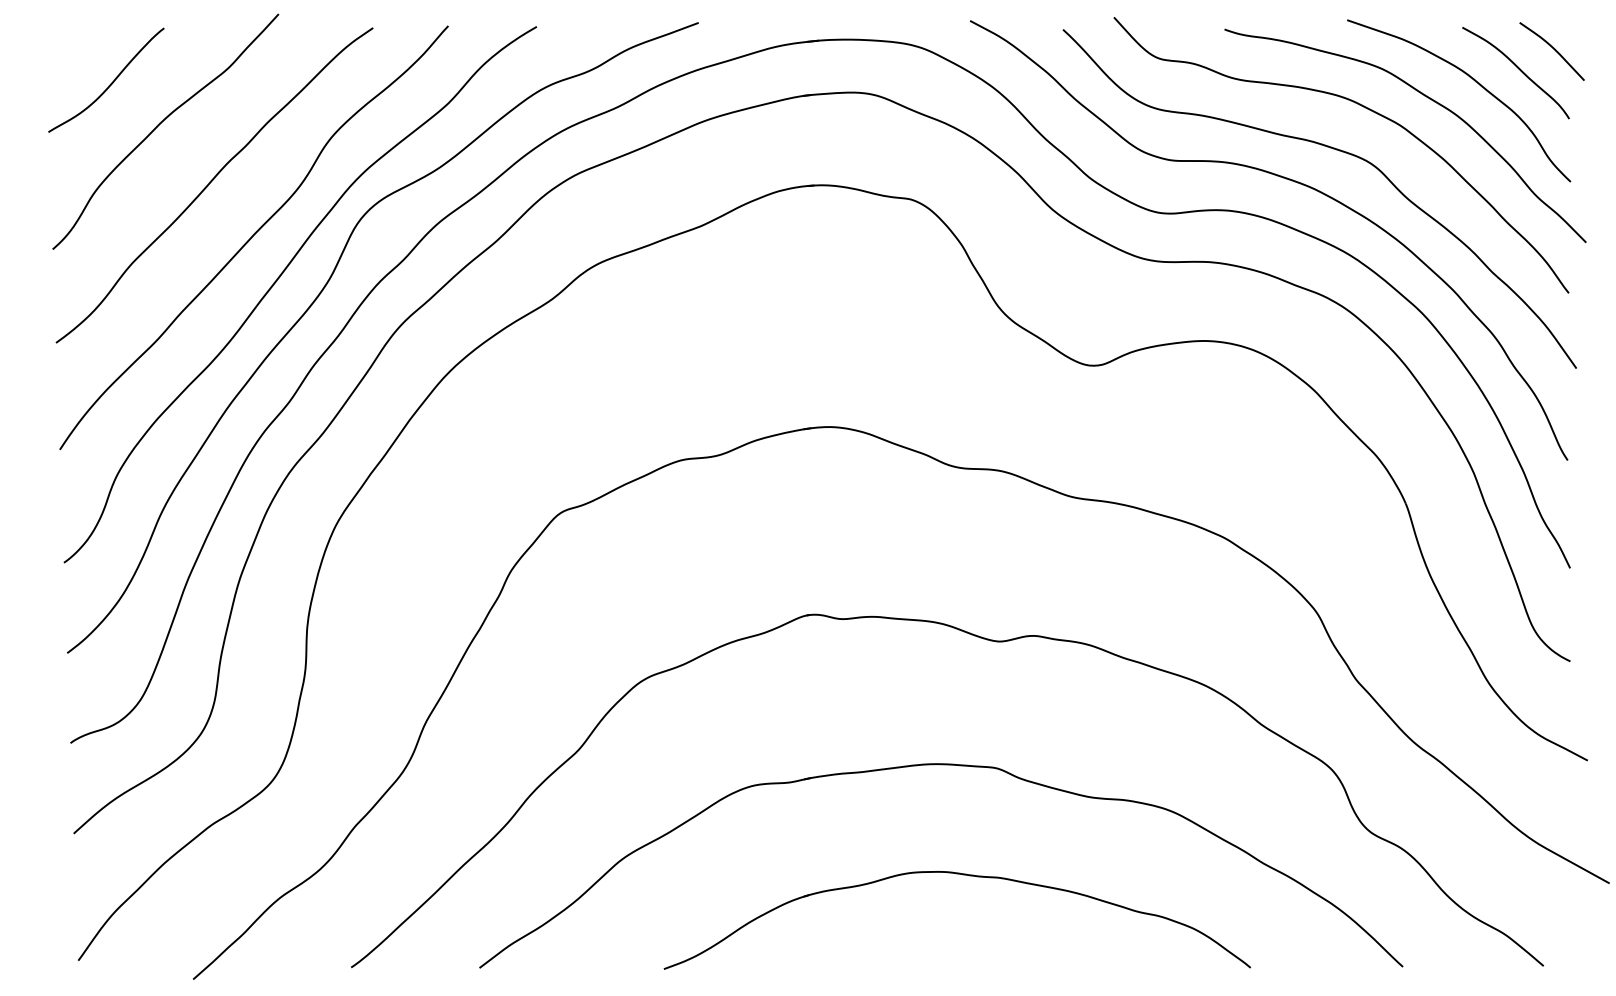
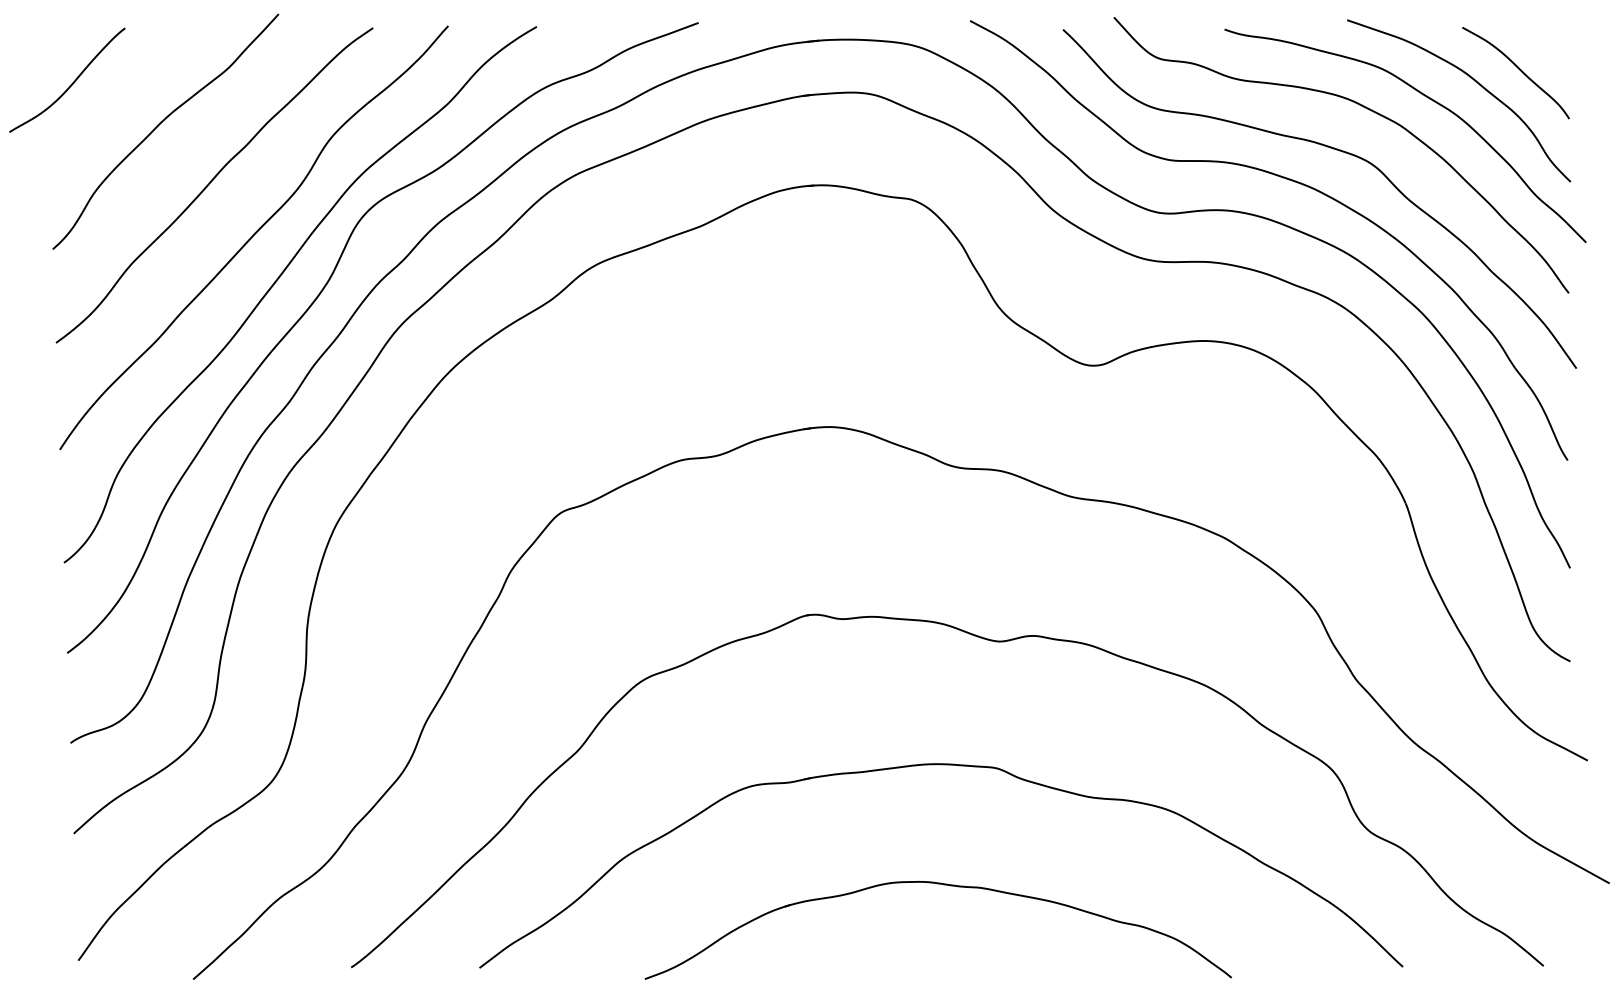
curve: present -> none (1553, 49)
curve position: (110, 83) -> (71, 83) (71, 83)
part position: (962, 875) -> (943, 885) (943, 885)
